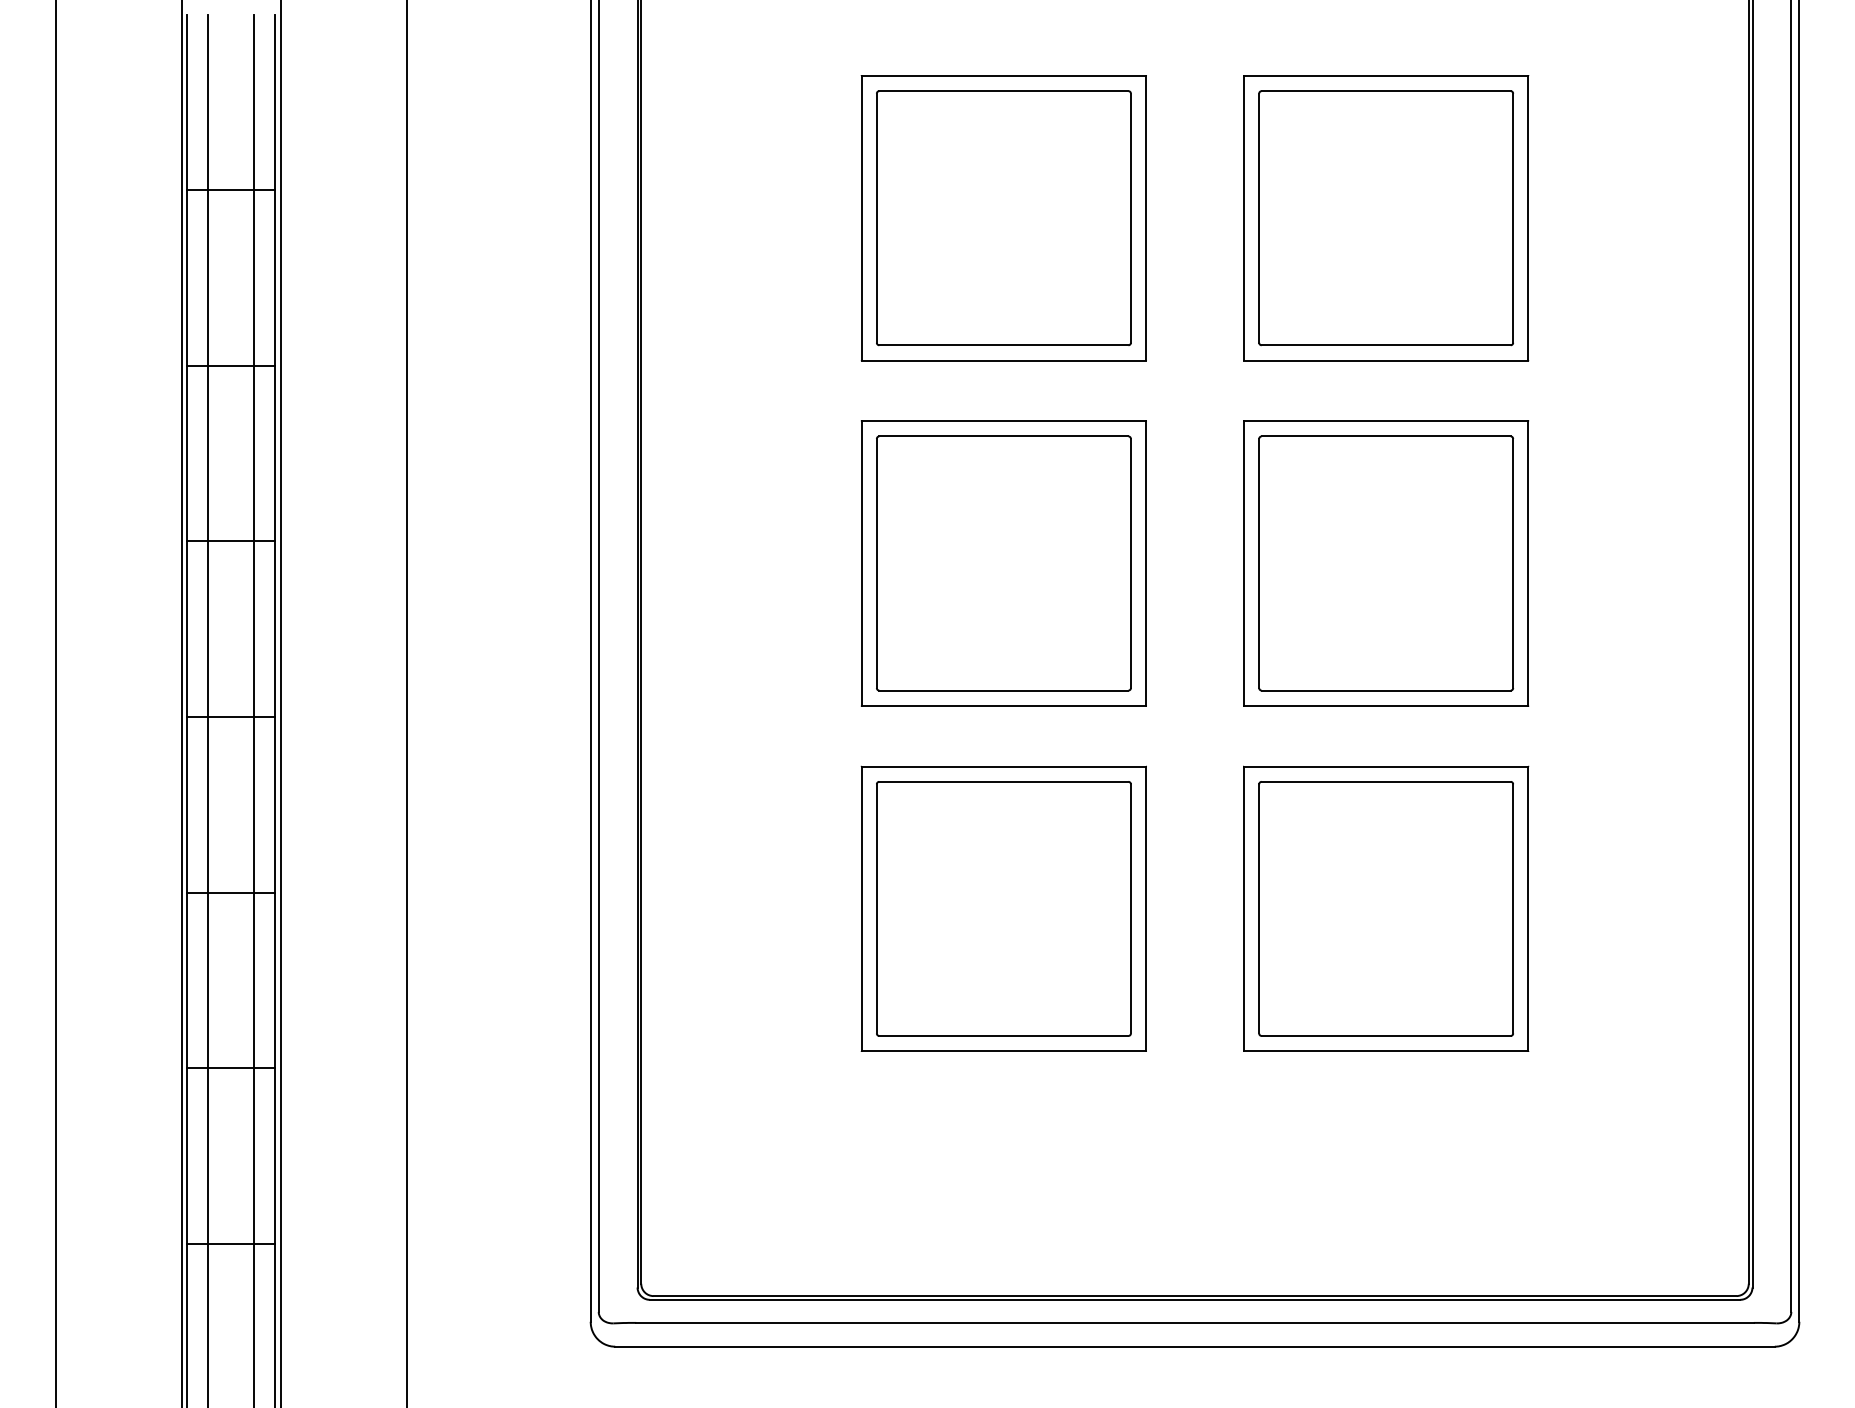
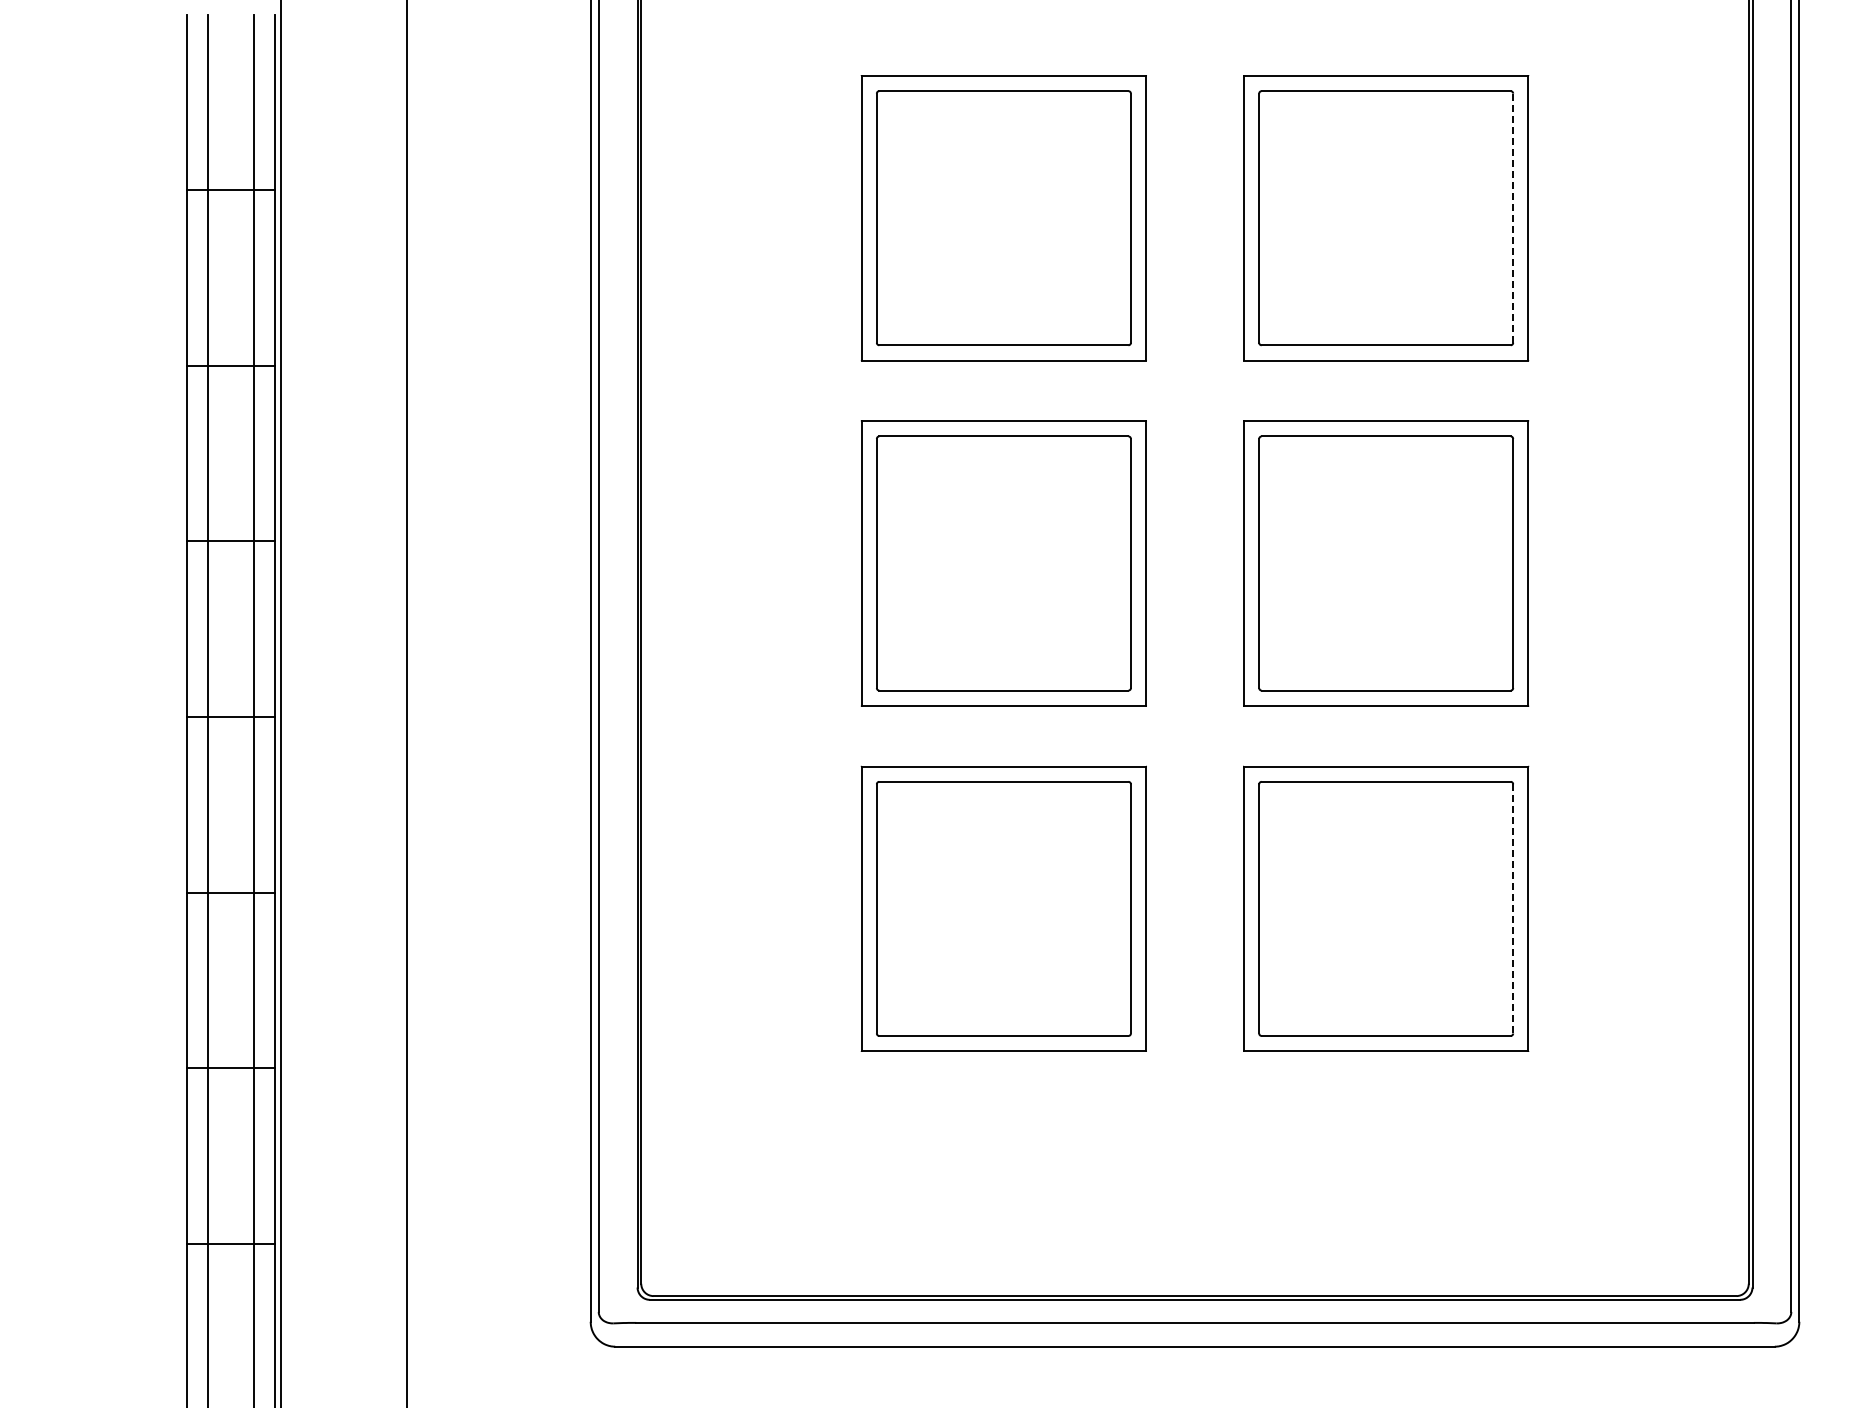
line: solid -> dashed (1513, 218)
line: present -> none (55, 703)
line: present -> none (181, 703)
line: solid -> dashed (1513, 908)
